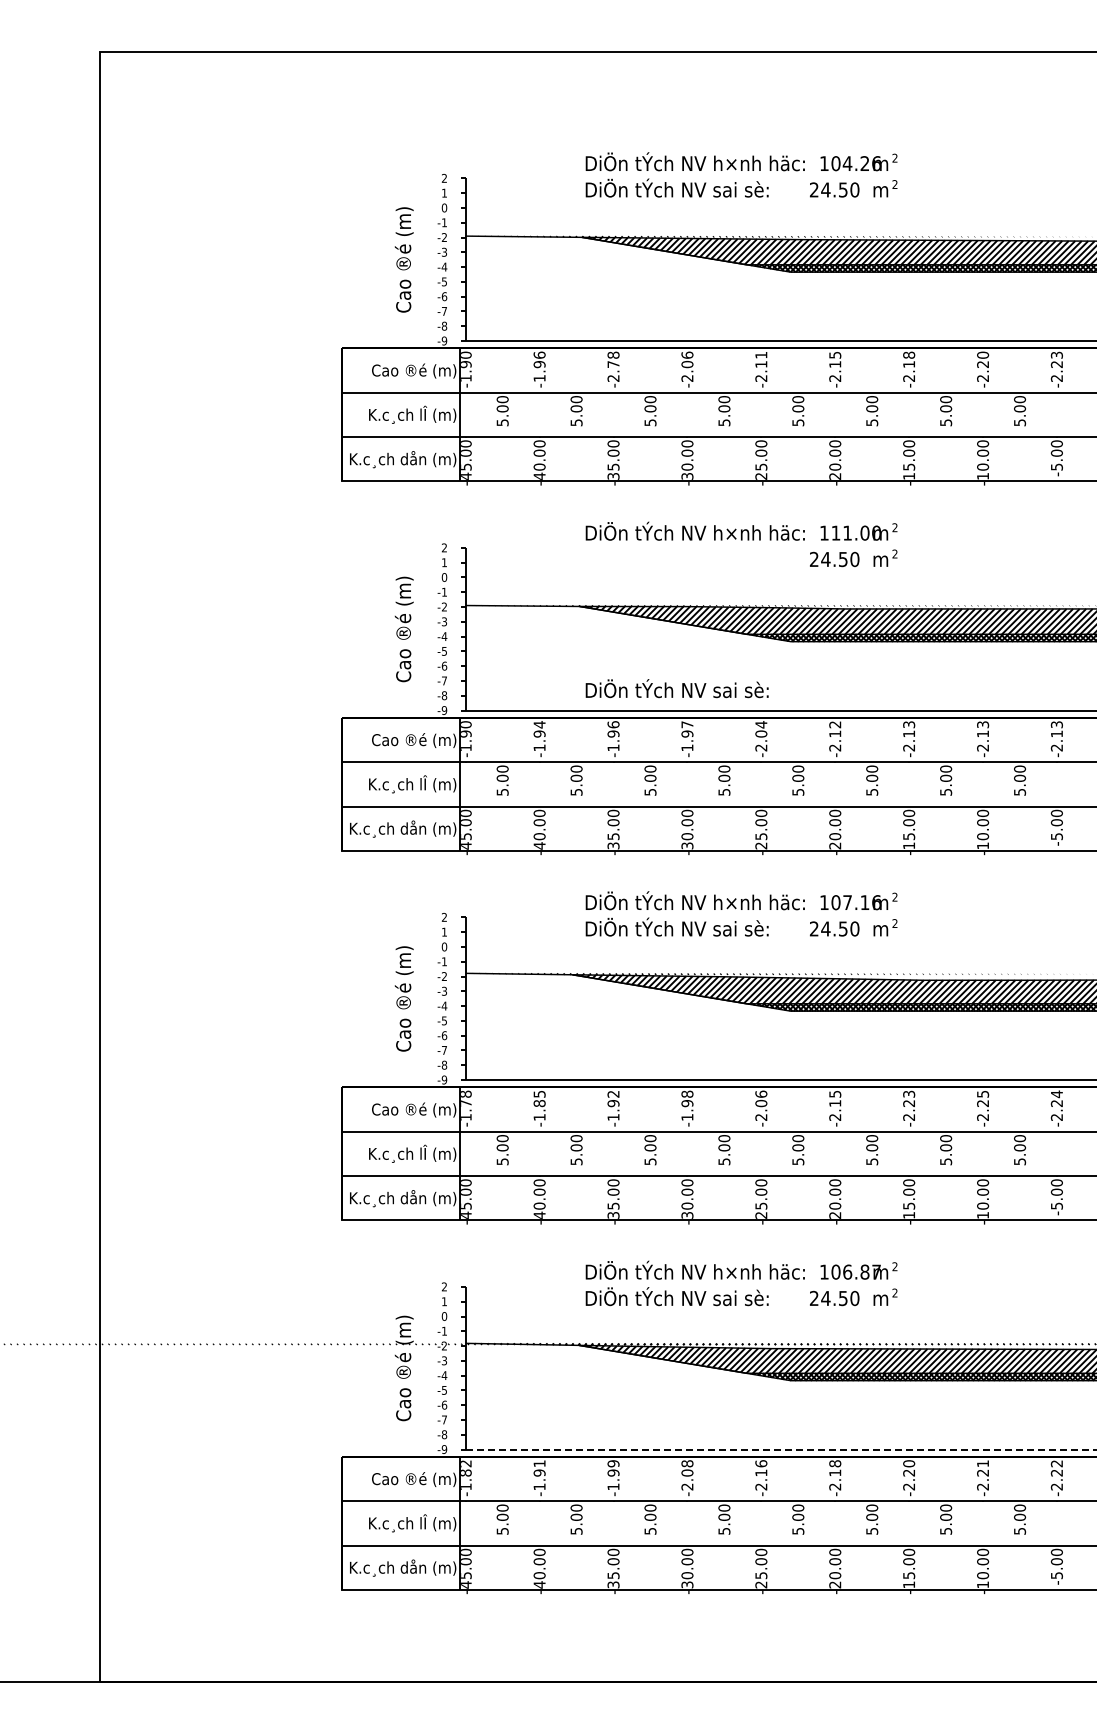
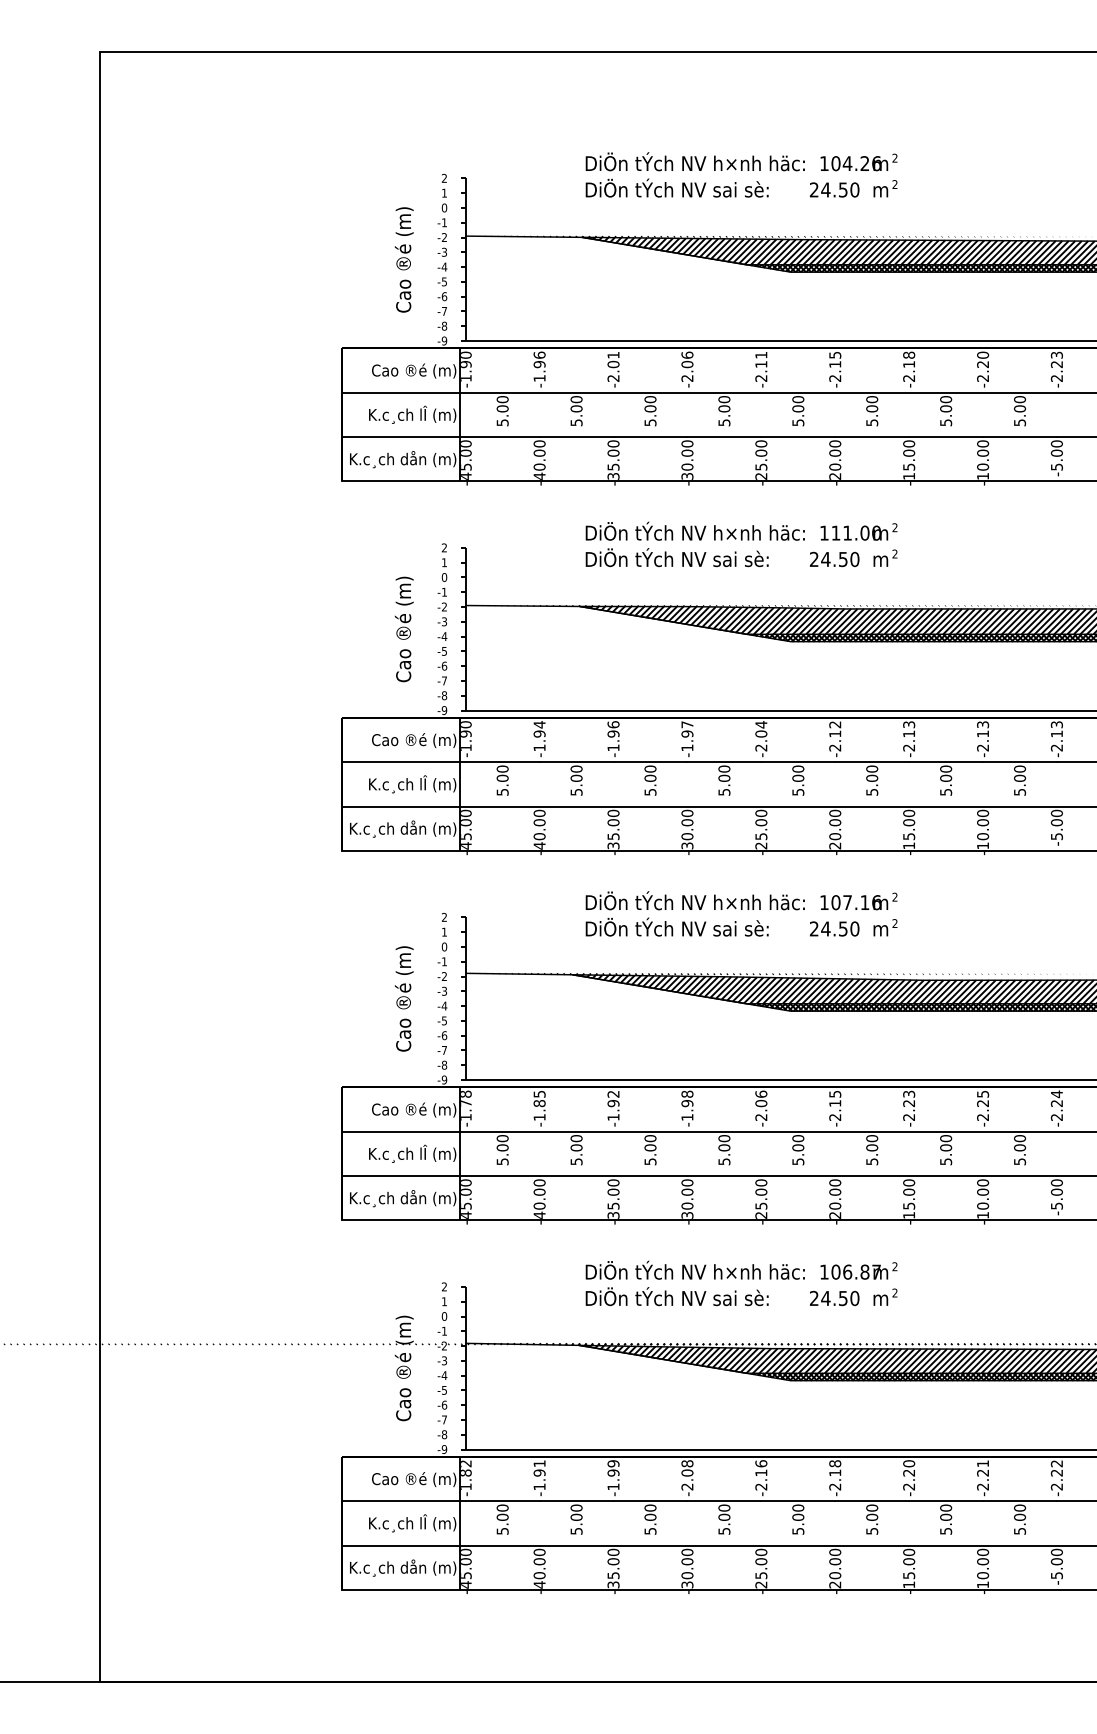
text: -2.78 -> -2.01 (613, 359)
text position: (676, 688) -> (676, 557) (676, 557)
line: dashed -> solid (781, 1449)
